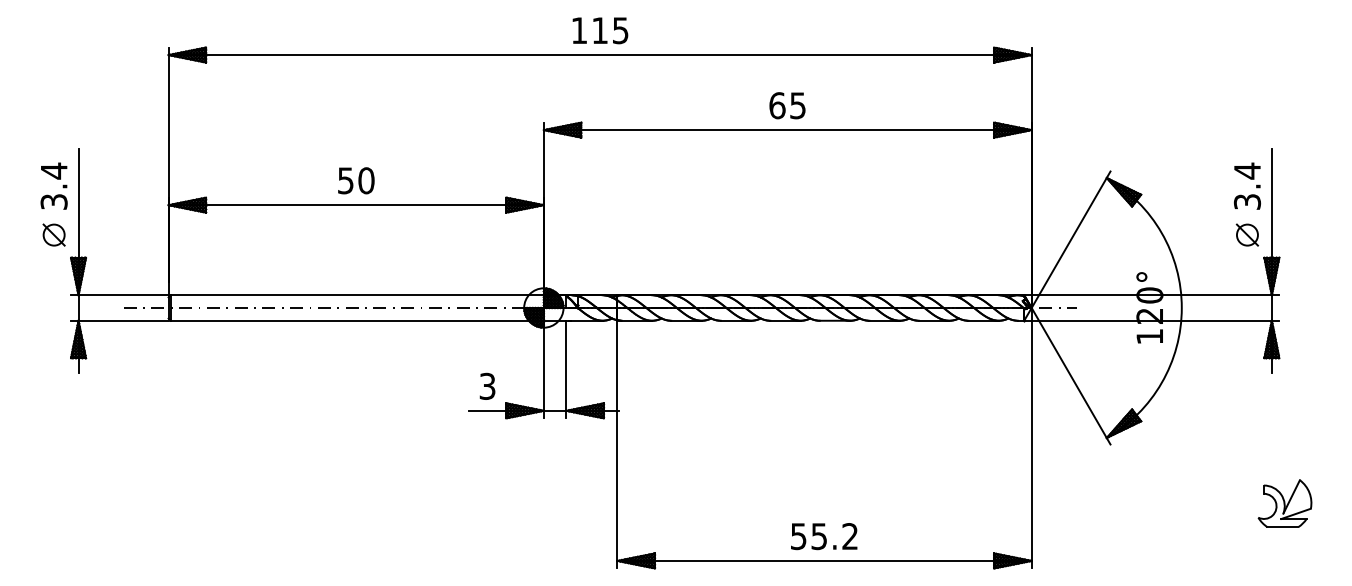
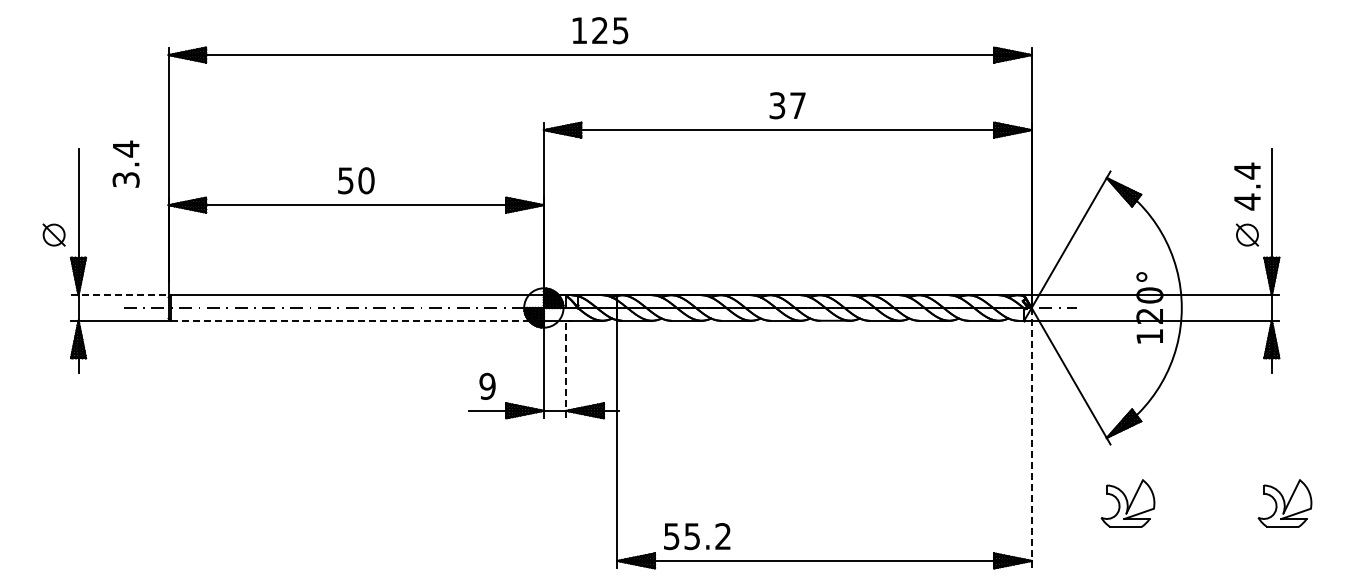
text: 115 -> 125 (599, 30)
text: 65 -> 37 (787, 105)
text position: (53, 185) -> (125, 163) (125, 163)
text: 3.4 -> 4.4 (1247, 201)
line: solid -> dashed (119, 295)
line: solid -> dashed (357, 320)
line: solid -> dashed (566, 369)
text: 3 -> 9 (487, 386)
line: solid -> dashed (1031, 437)
part: none -> present (1127, 503)
text position: (824, 536) -> (697, 536) (697, 536)
